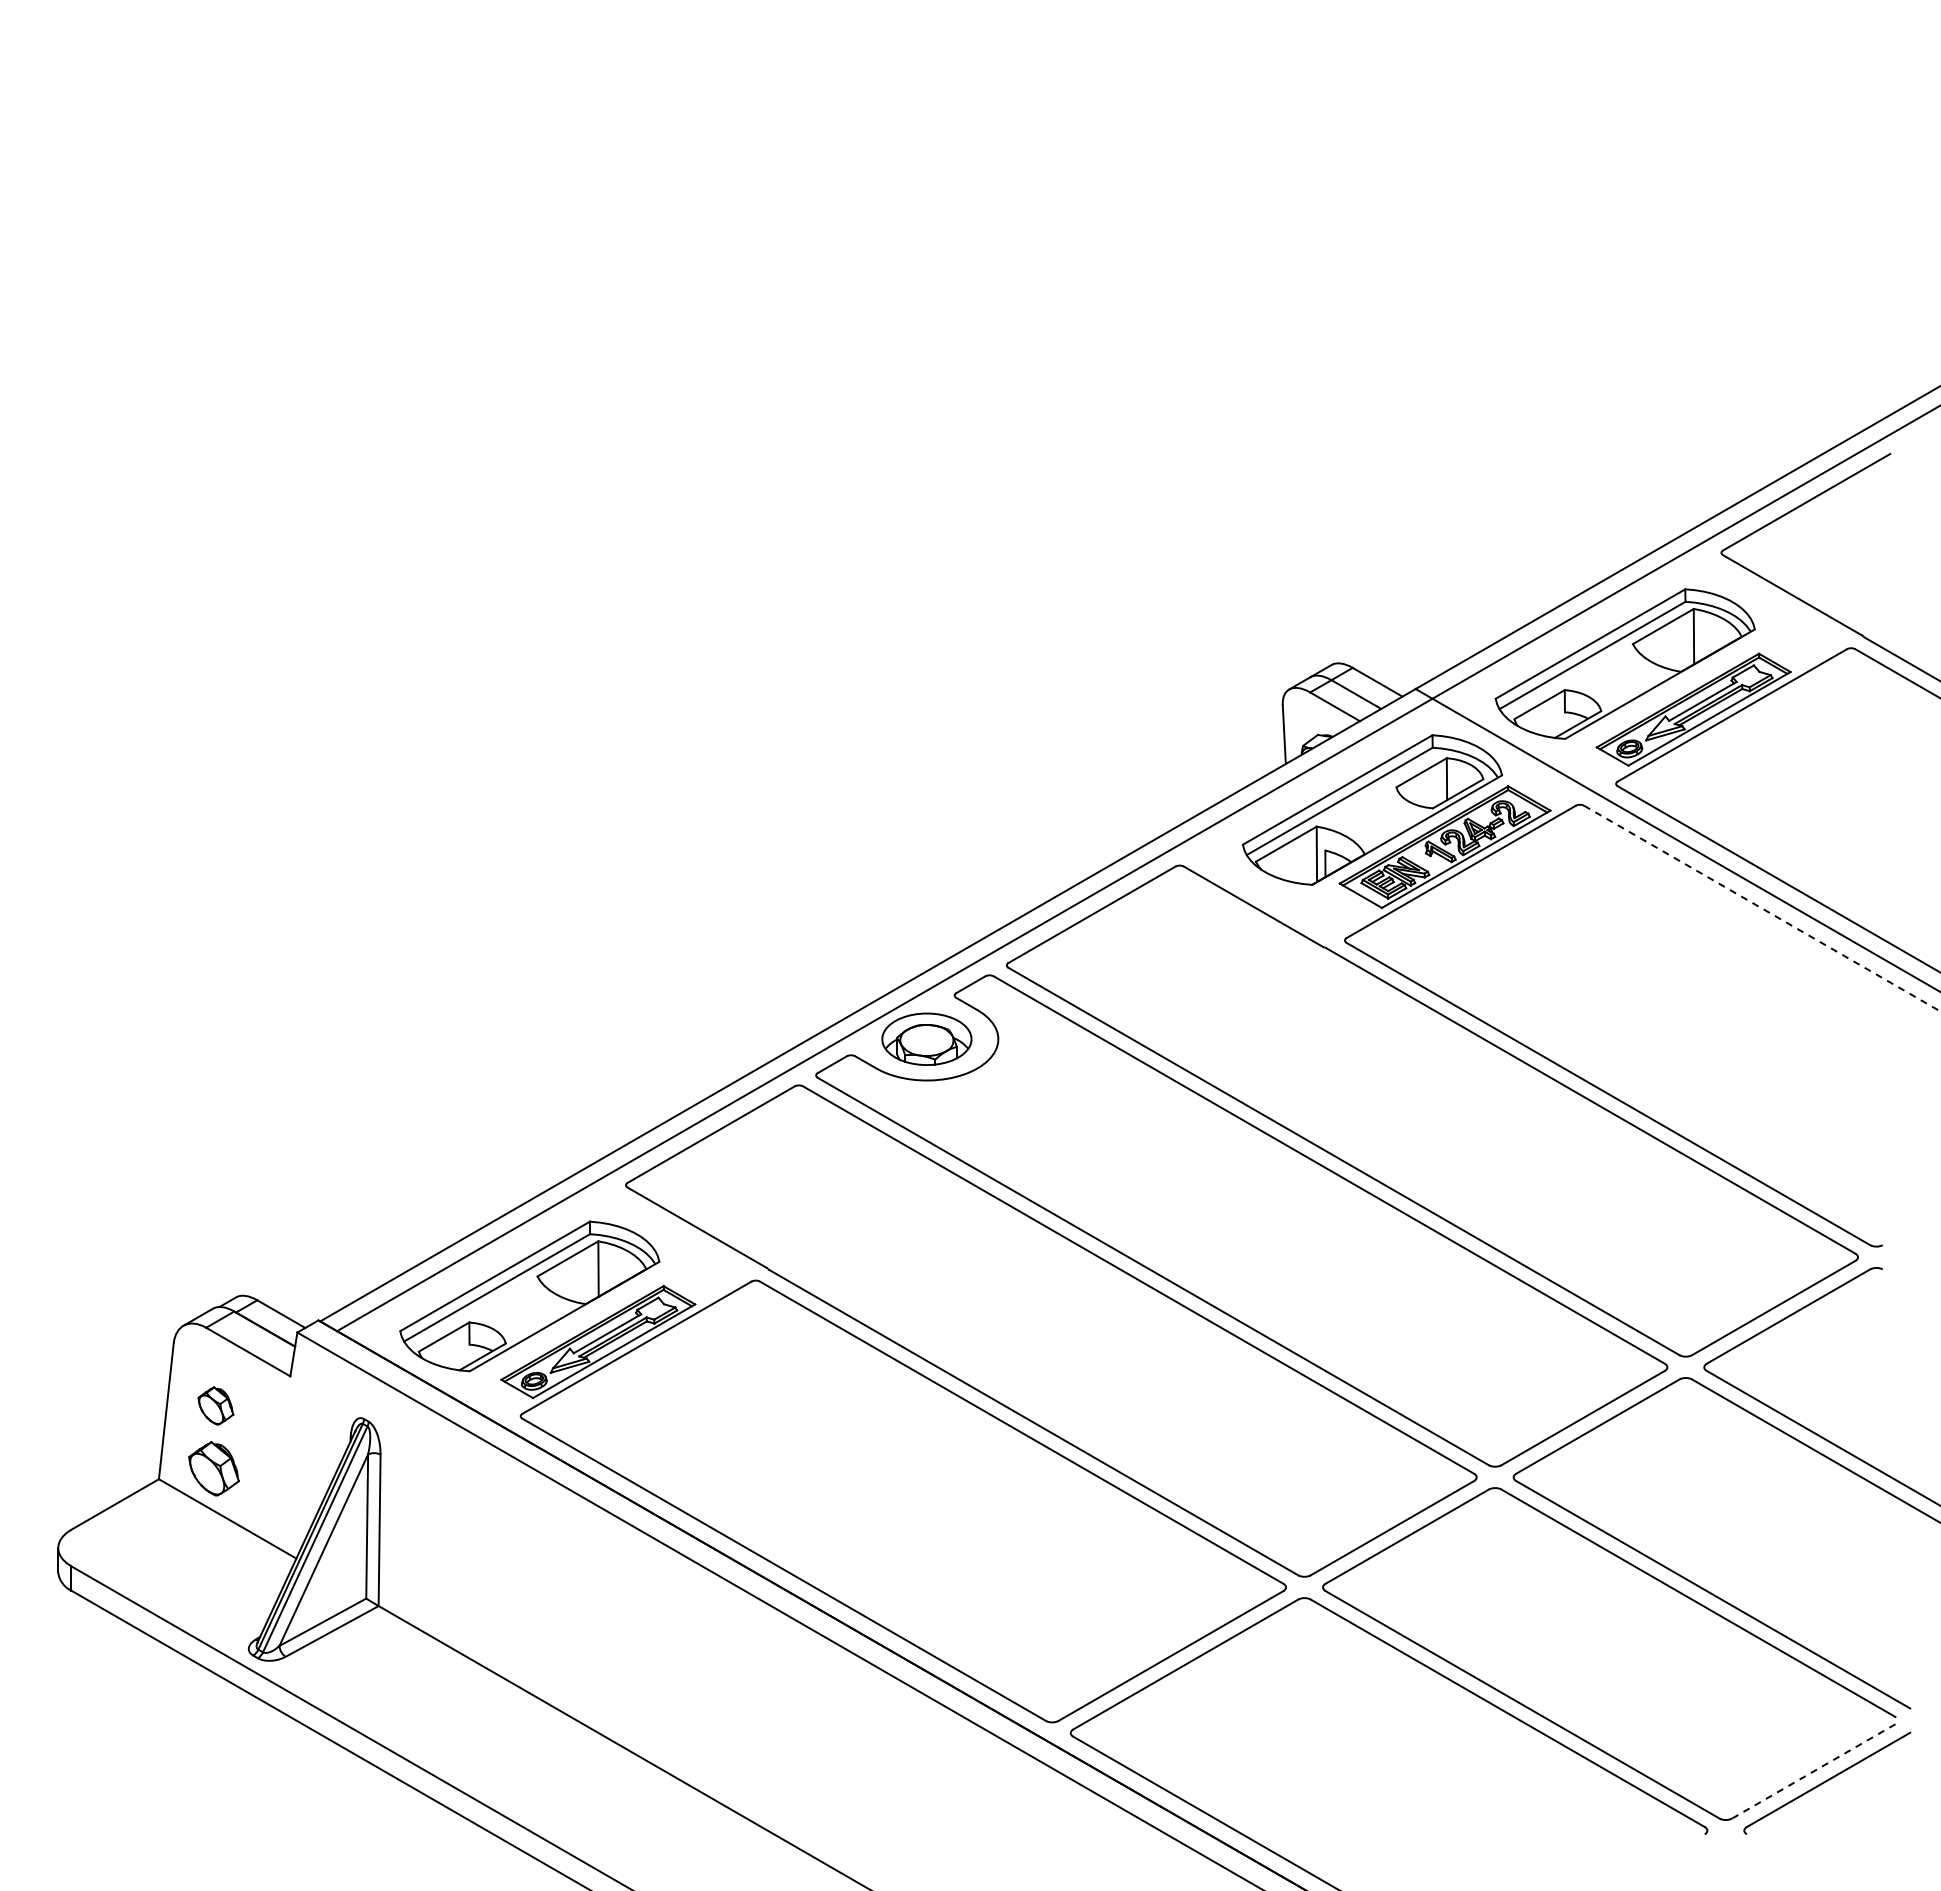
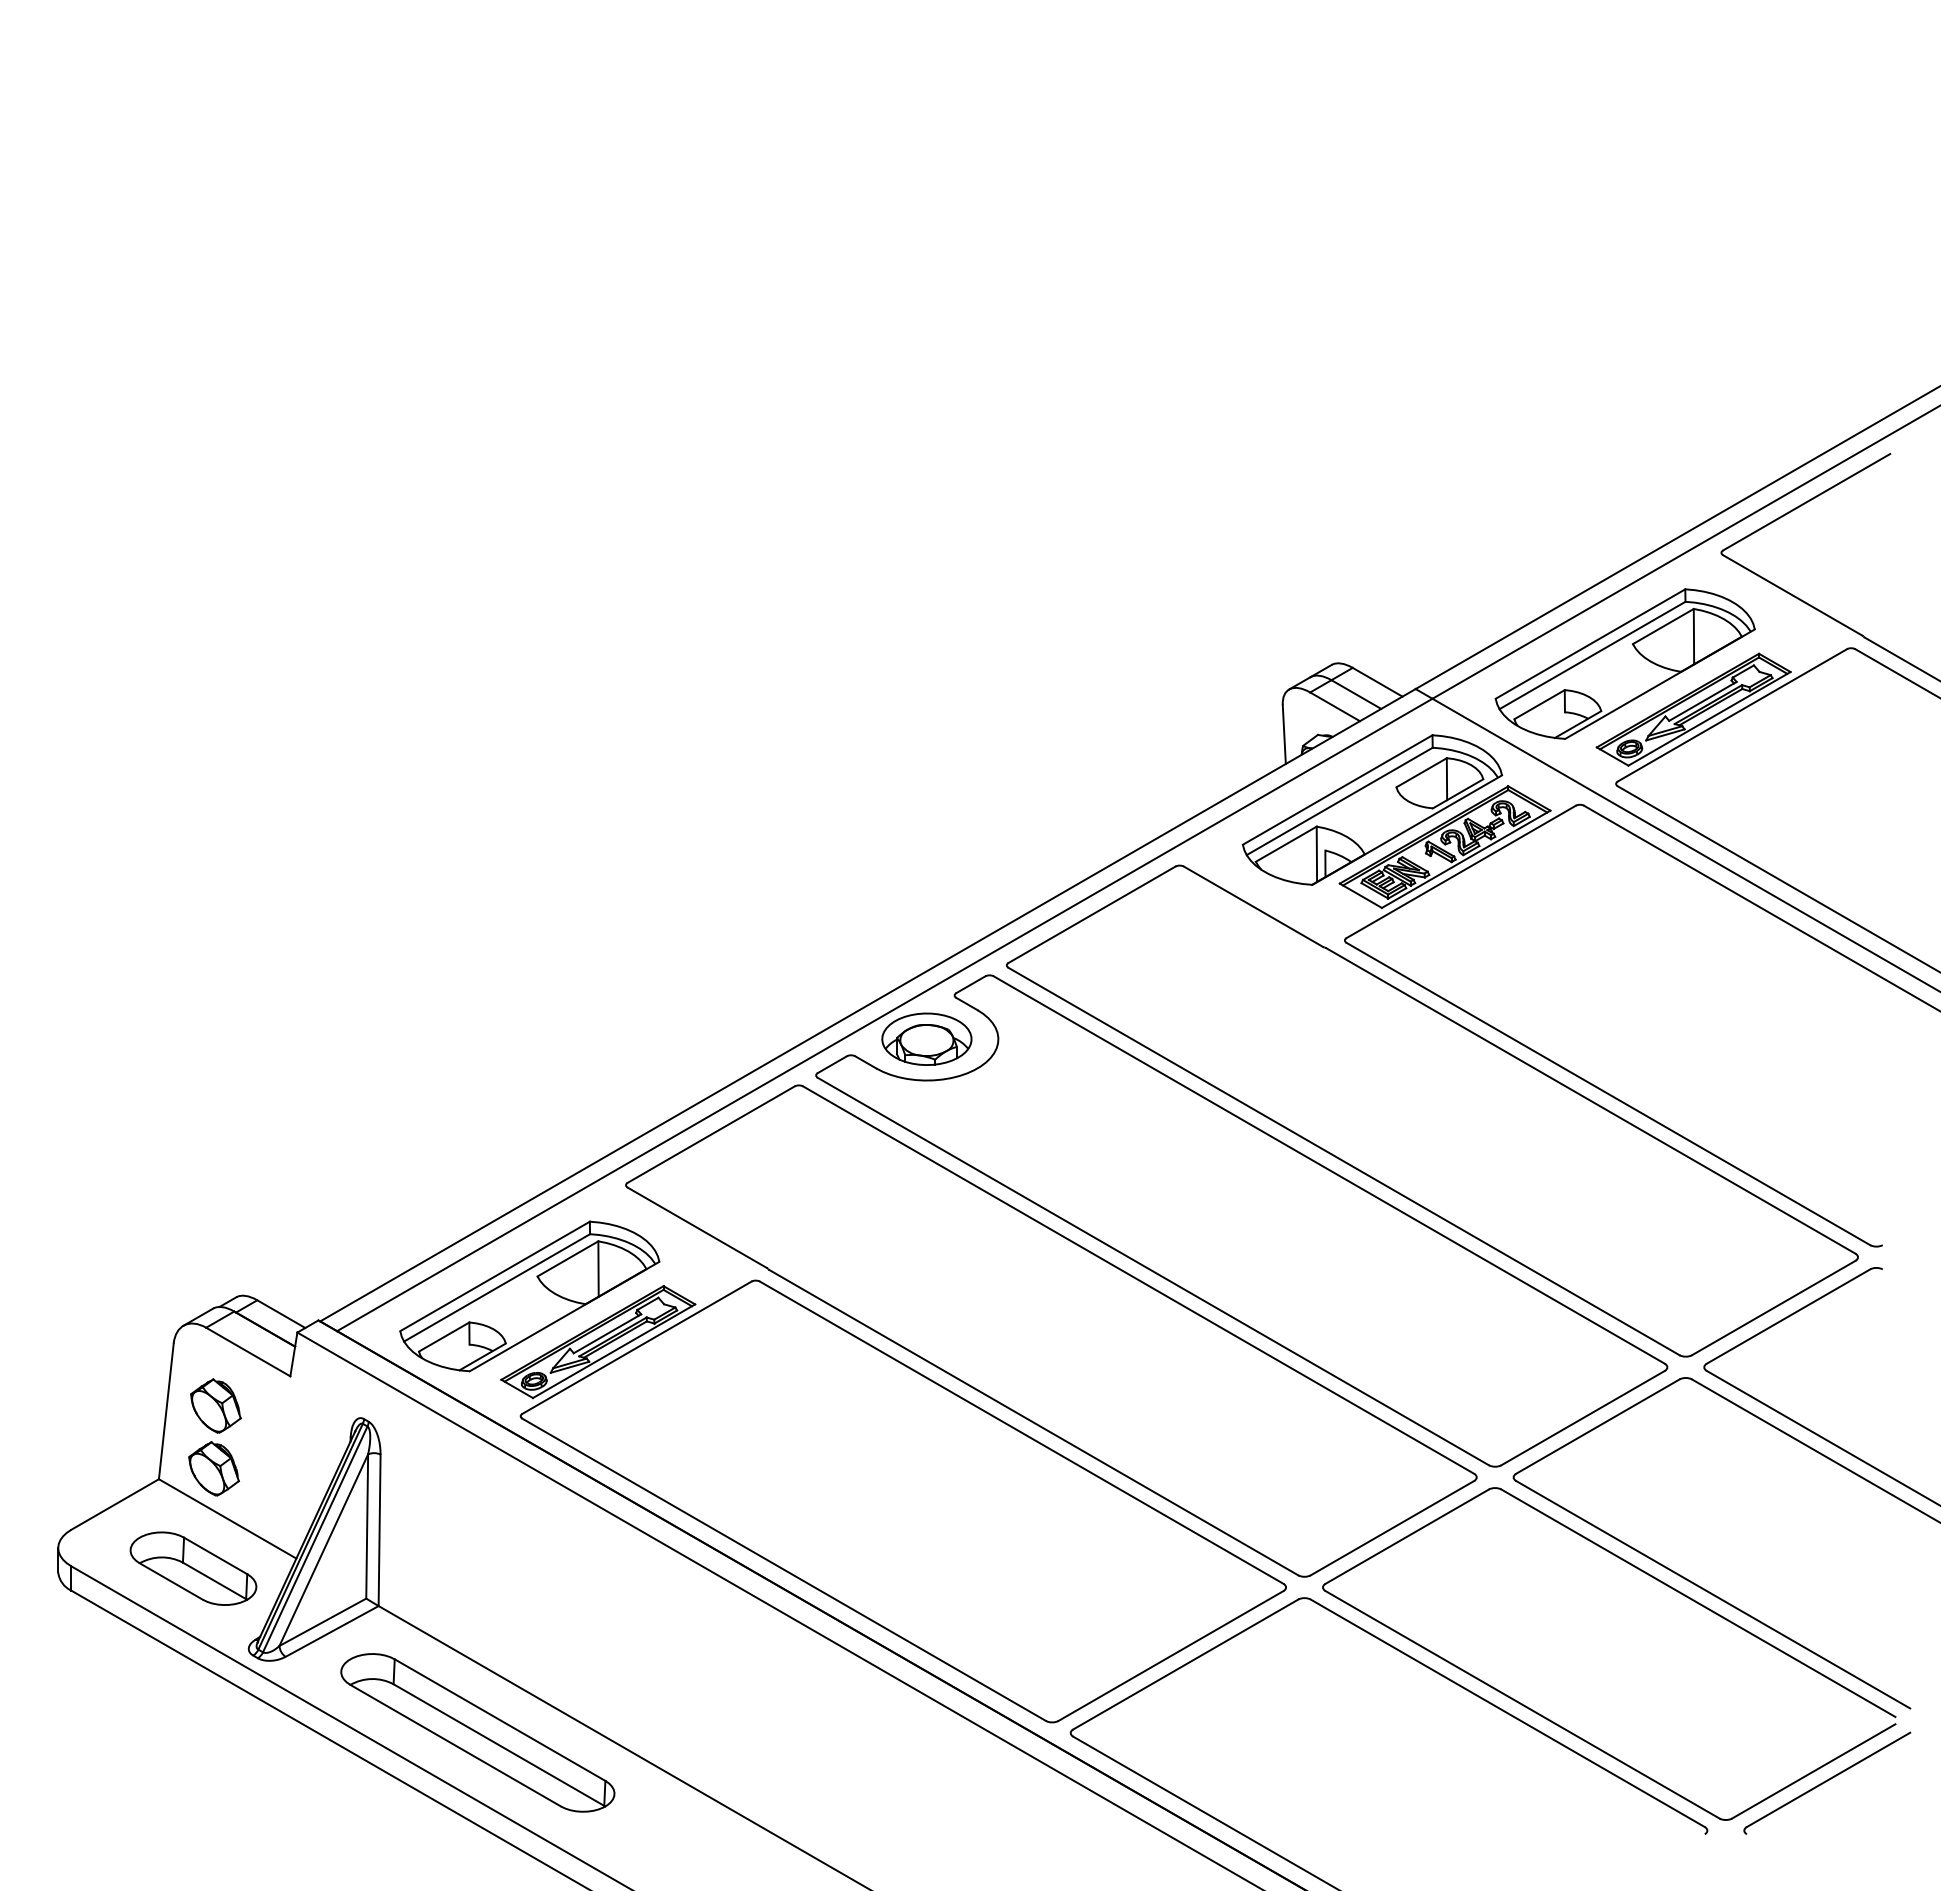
line: dashed -> solid (1762, 908)
part size: 38x40 px -> 52x56 px (215, 1405)
part: none -> present (193, 1568)
part: none -> present (477, 1732)
line: dashed -> solid (1813, 1771)
